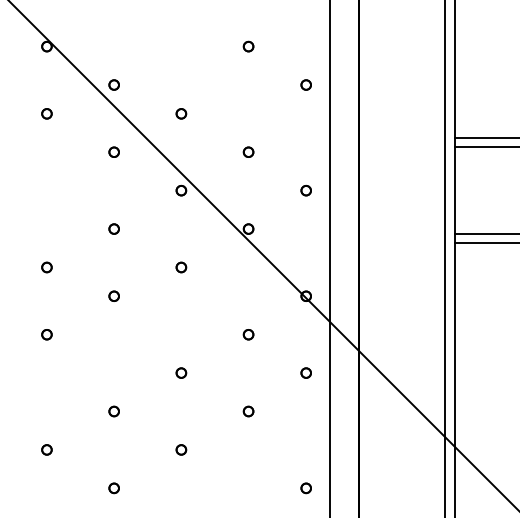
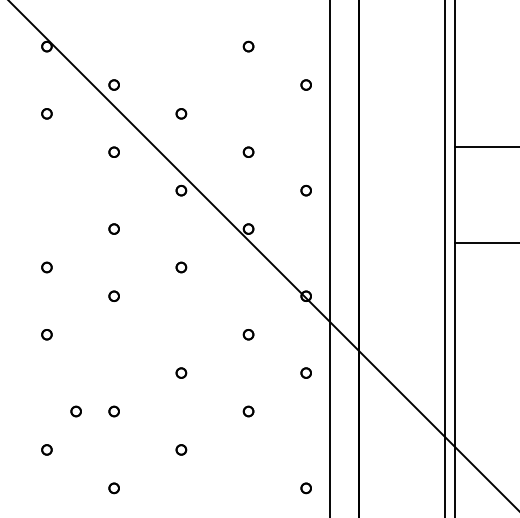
line: present -> none (485, 137)
line: present -> none (485, 233)
part: none -> present (75, 411)
